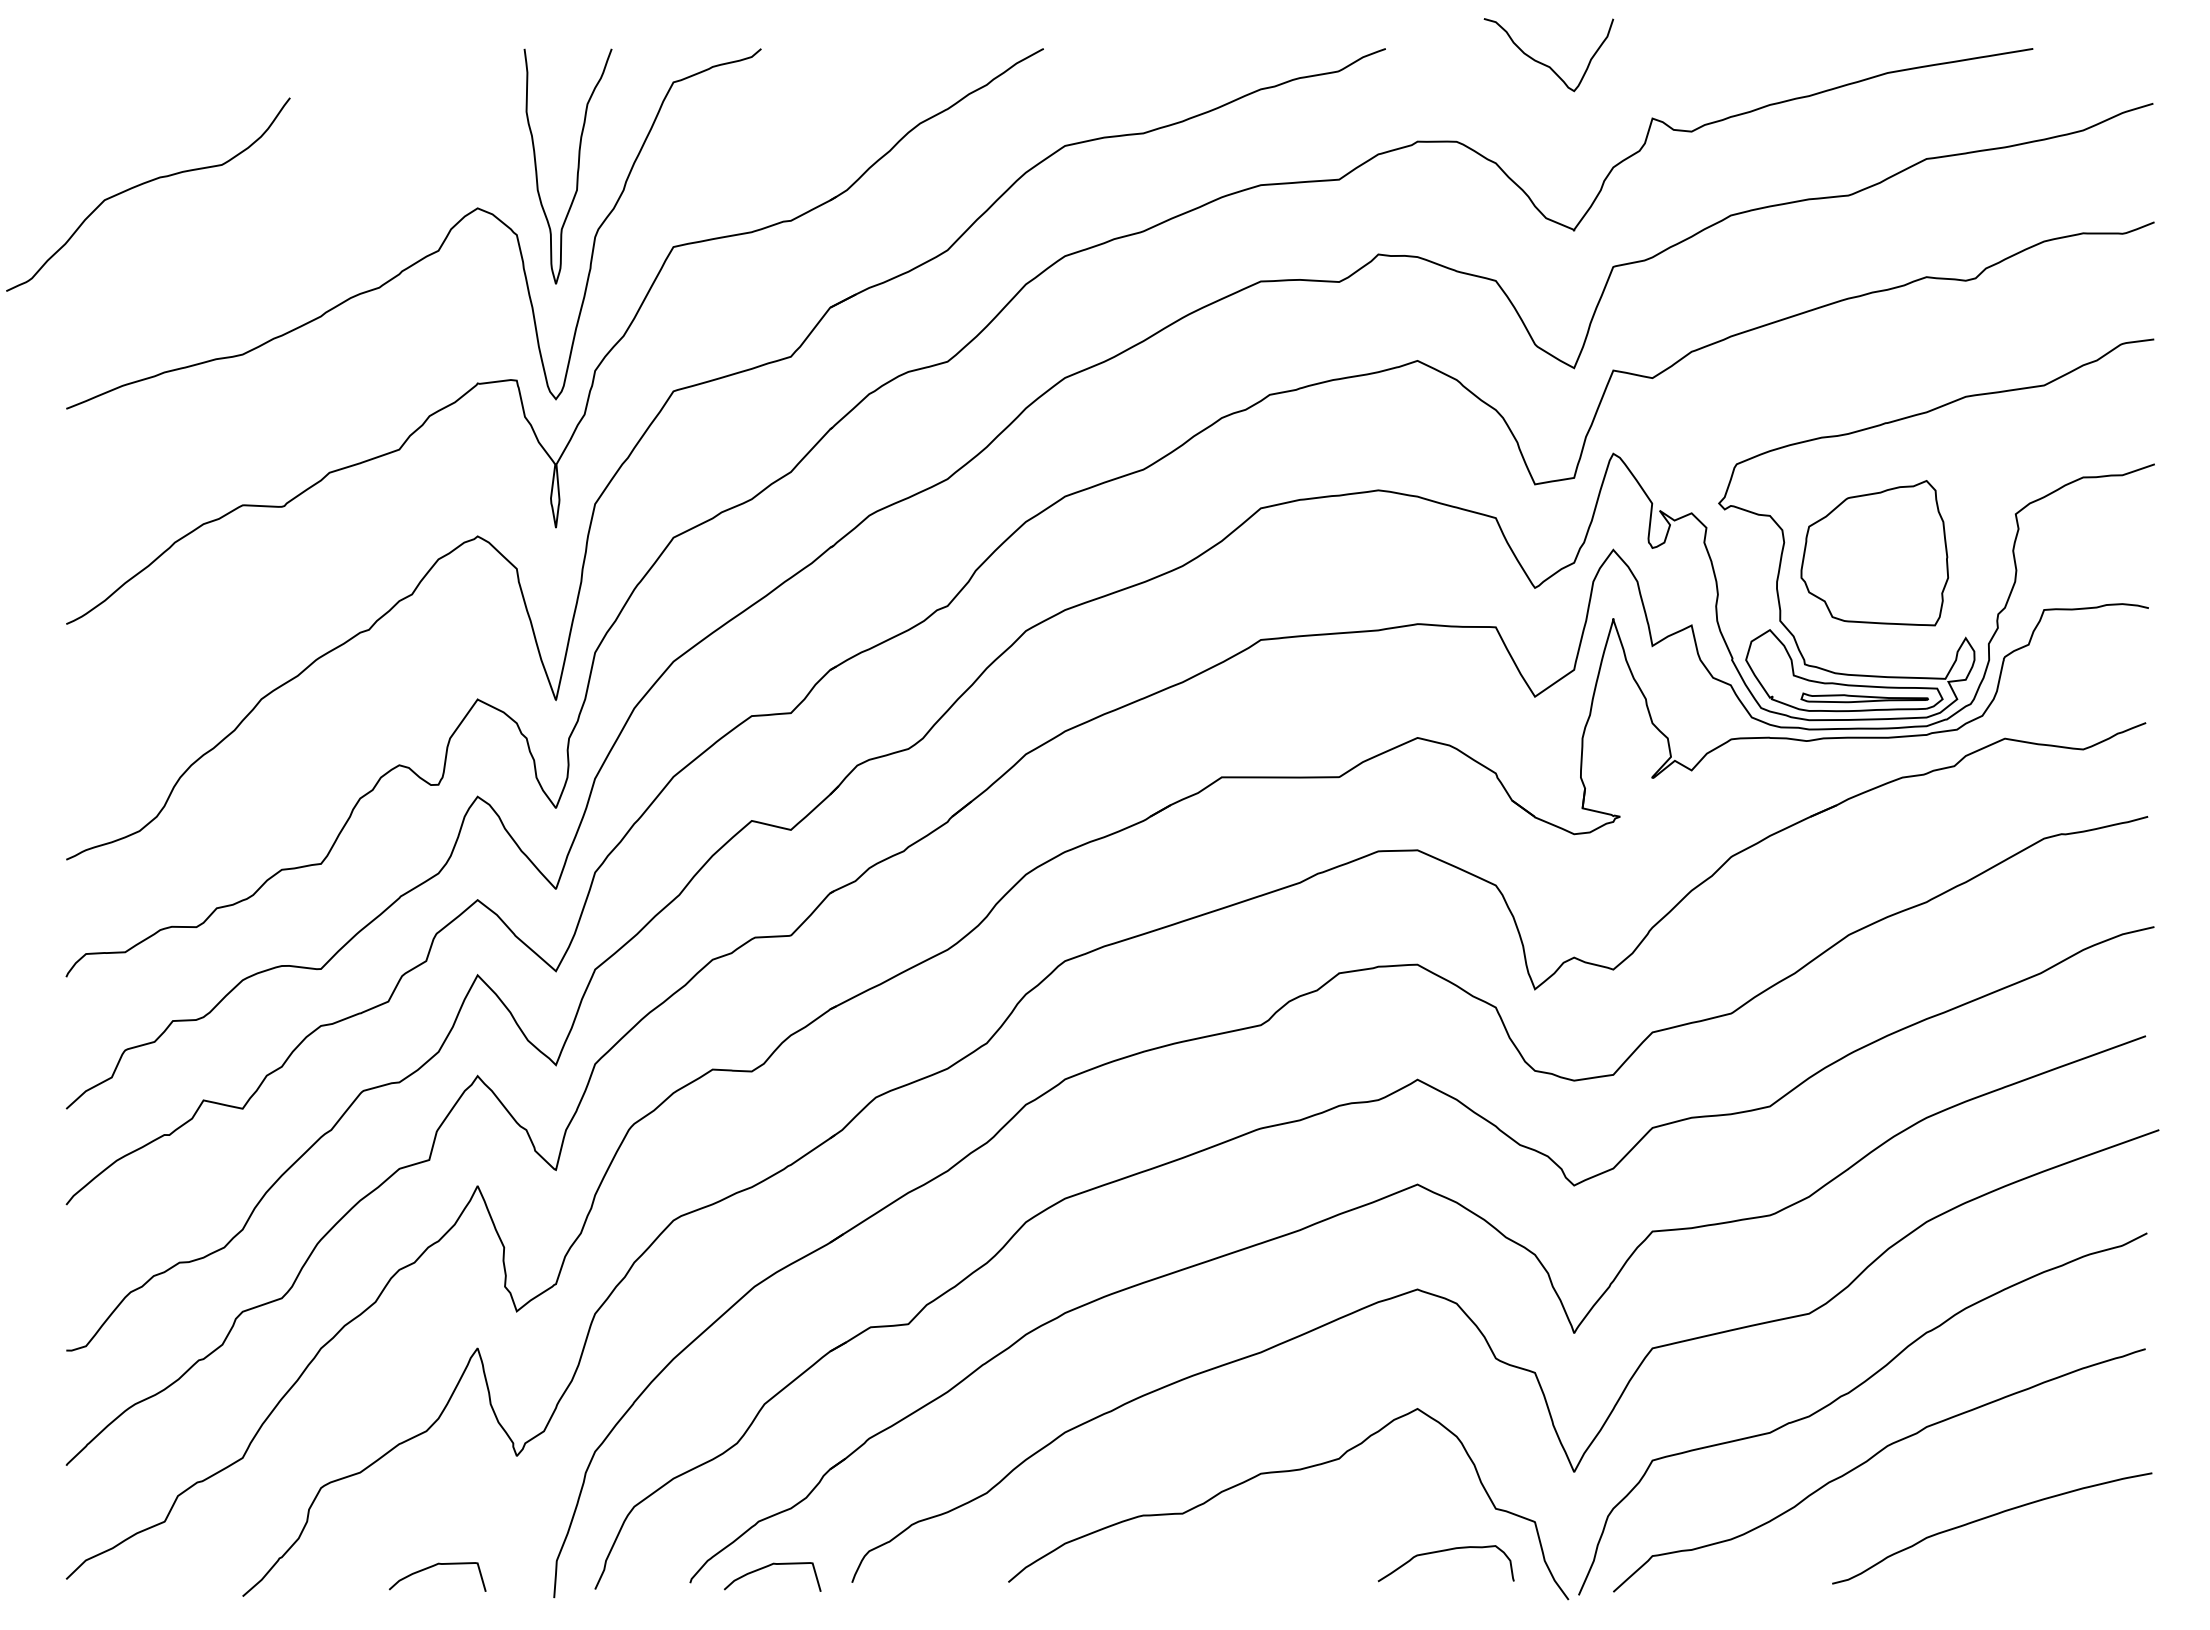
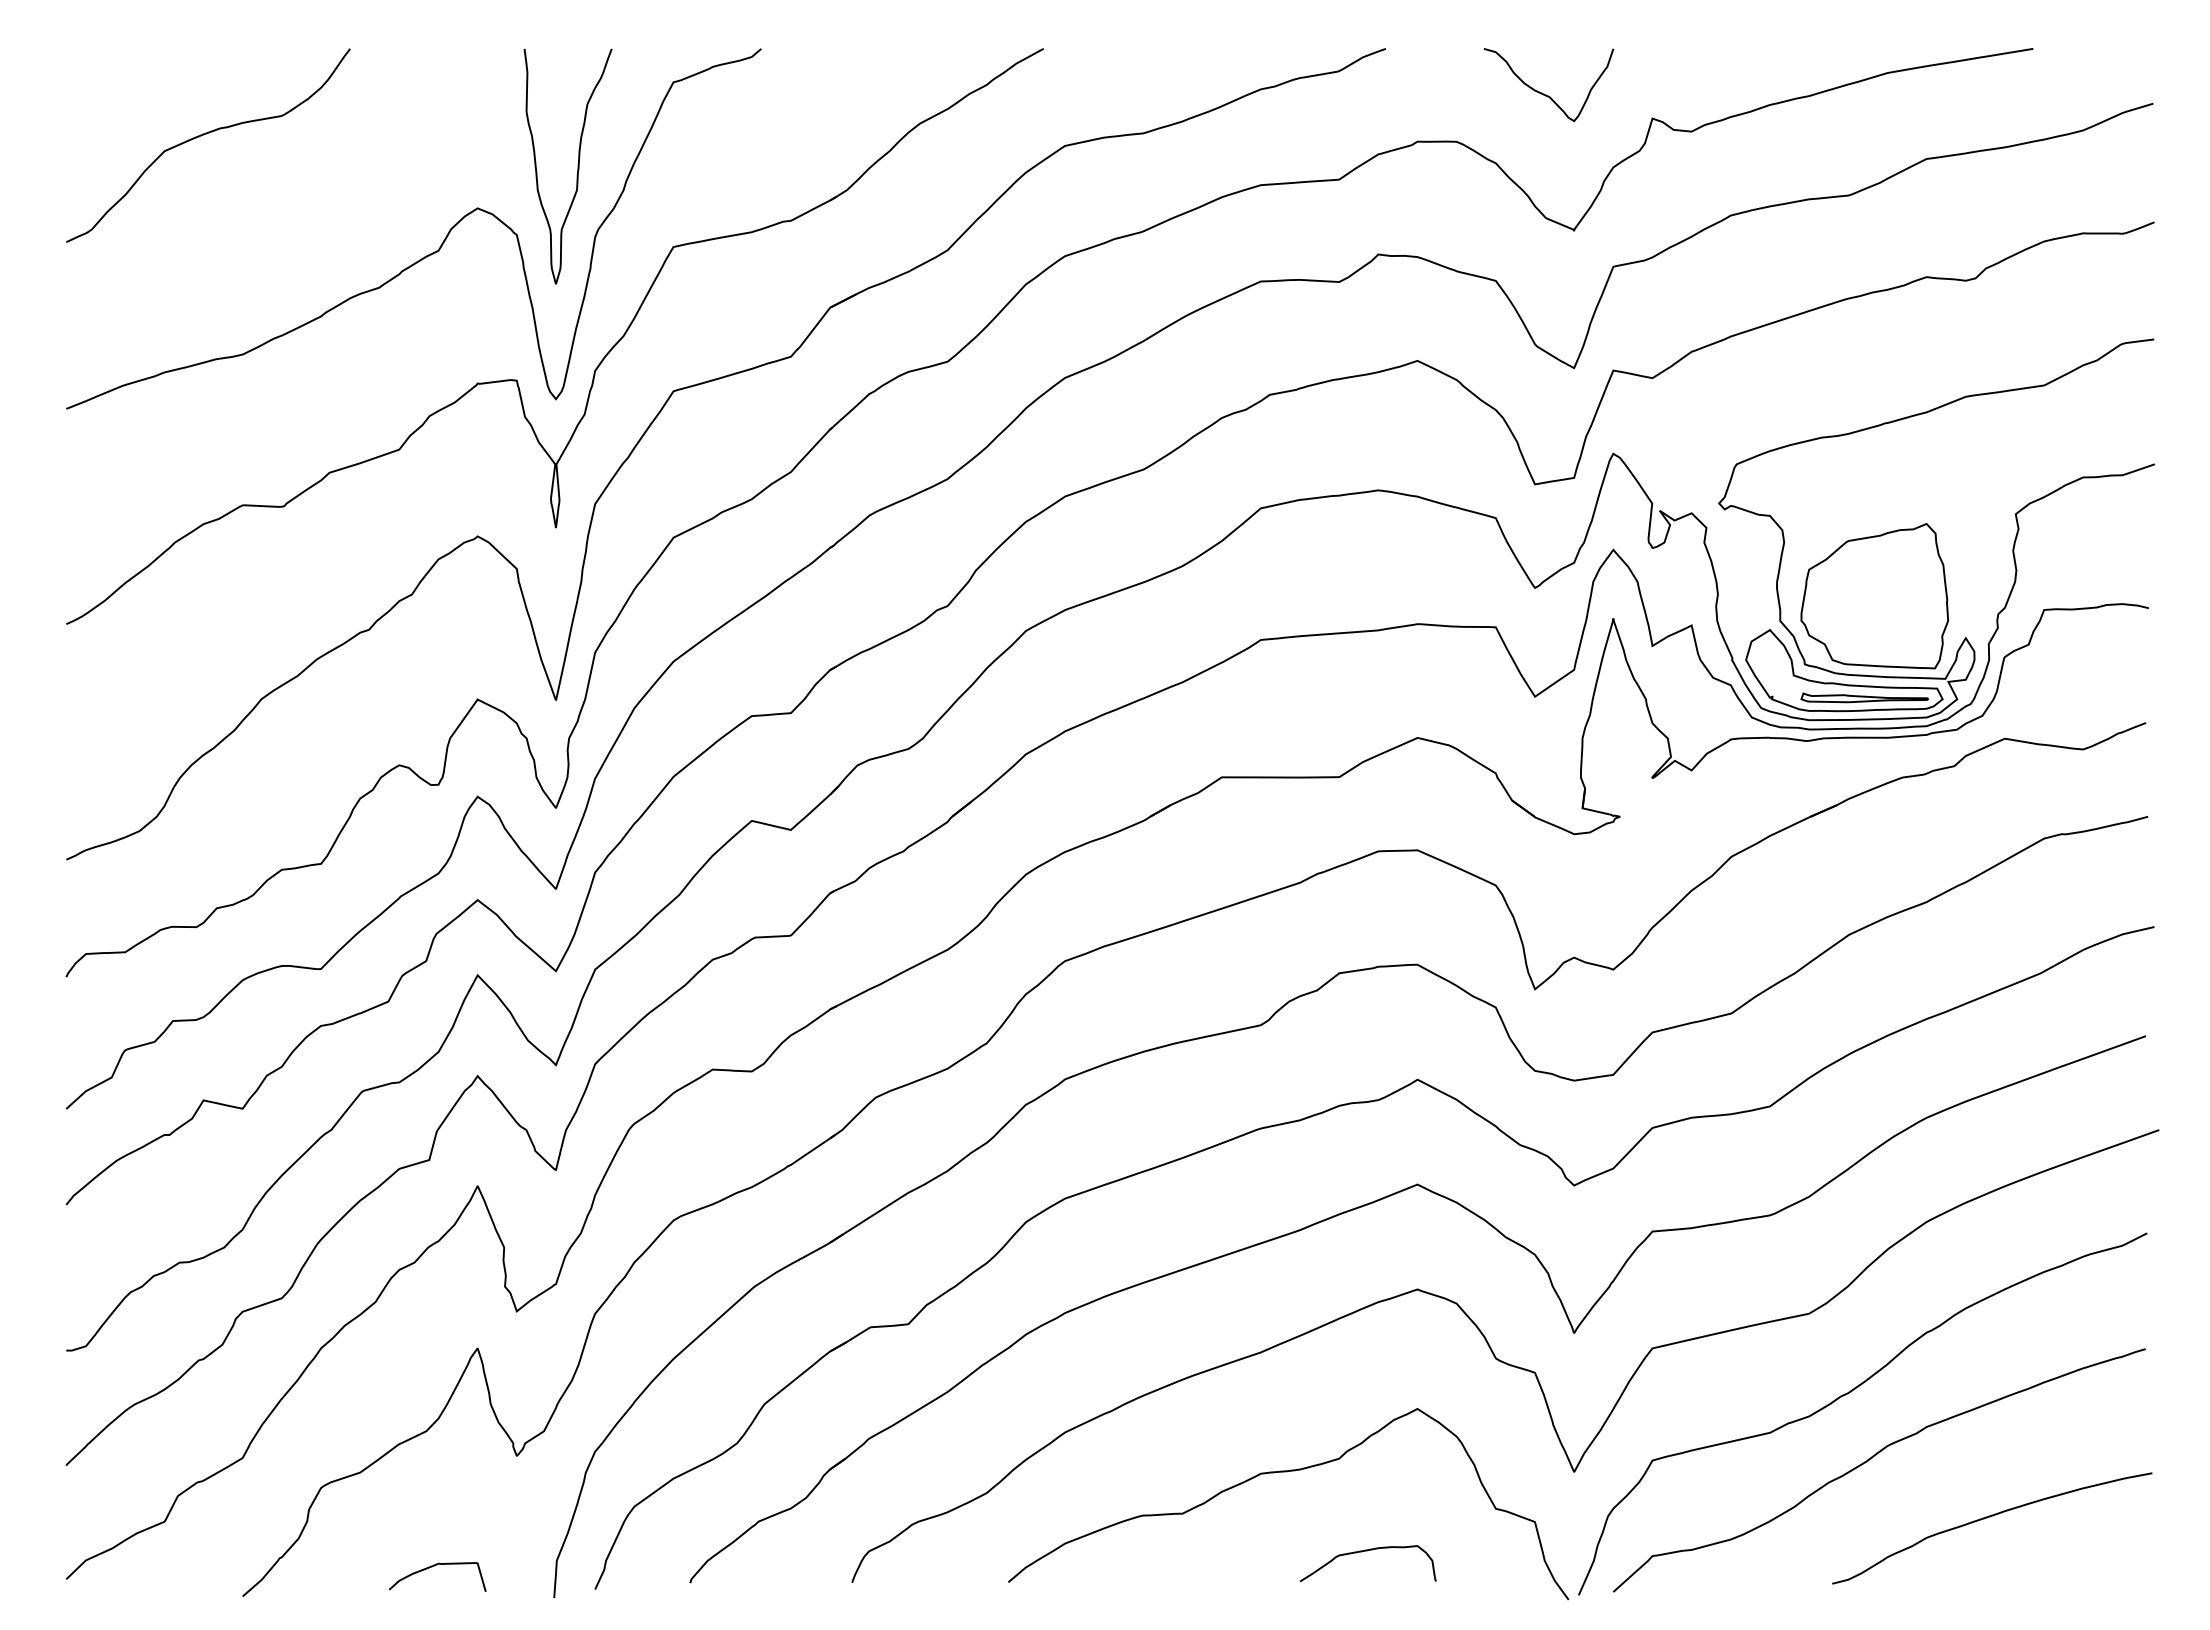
curve position: (1544, 63) -> (1544, 93) (1544, 93)
curve position: (144, 184) -> (204, 135) (204, 135)
part position: (1874, 553) -> (1874, 596) (1874, 596)
curve position: (1445, 1551) -> (1367, 1551) (1367, 1551)
curve: present -> none (767, 1567)
